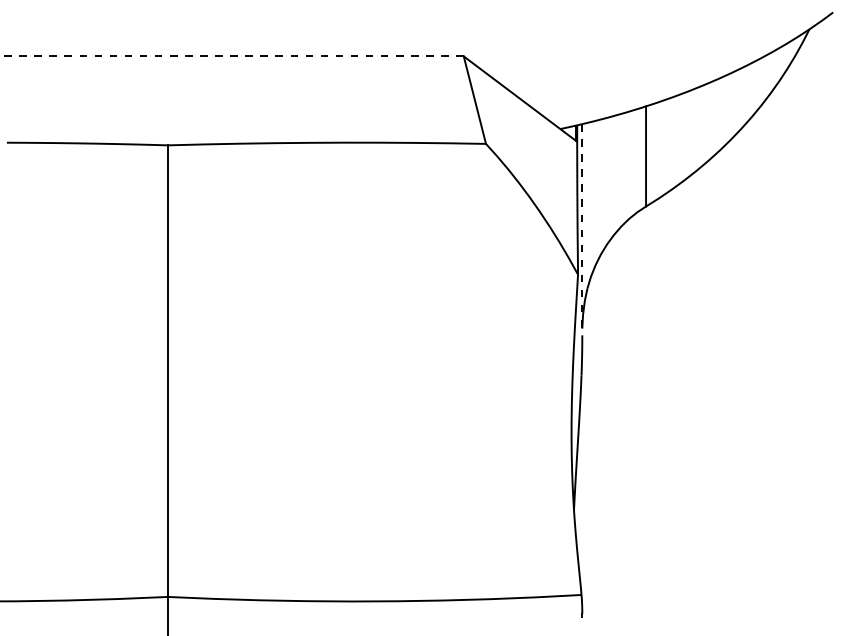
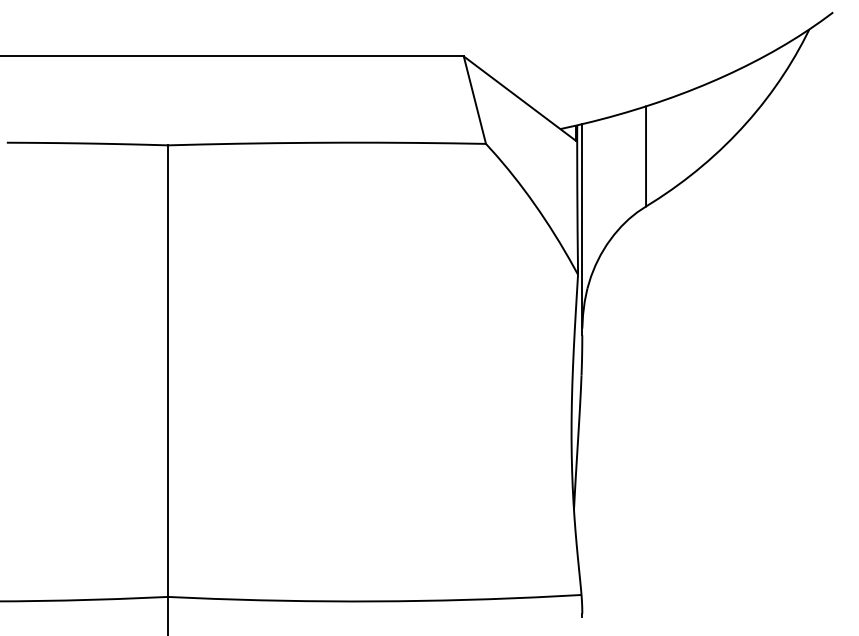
line: dashed -> solid (231, 56)
line: dashed -> solid (582, 229)
